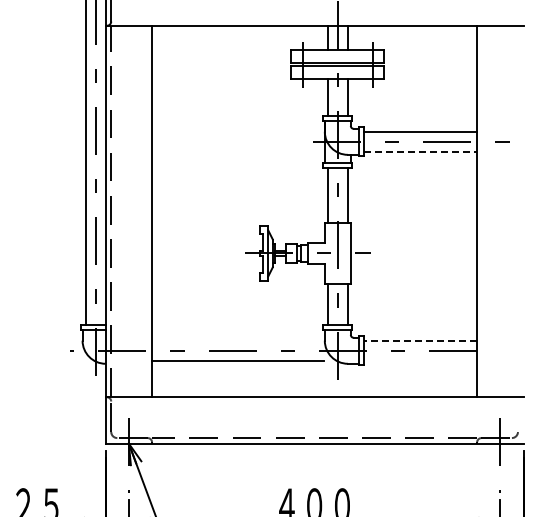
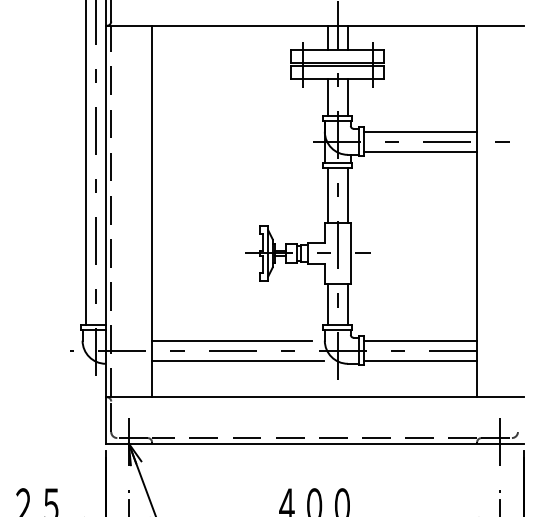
line: dashed -> solid (420, 151)
line: none -> present (231, 340)
line: dashed -> solid (420, 340)
line: none -> present (420, 360)
